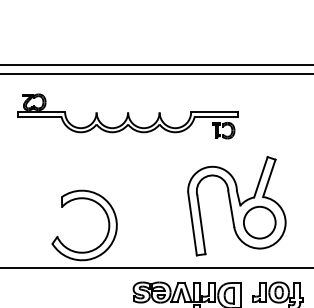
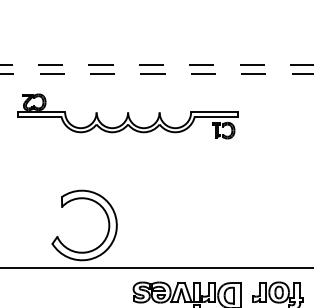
line: solid -> dashed (157, 65)
line: solid -> dashed (157, 74)
part: present -> none (236, 206)
